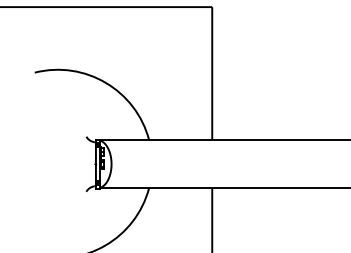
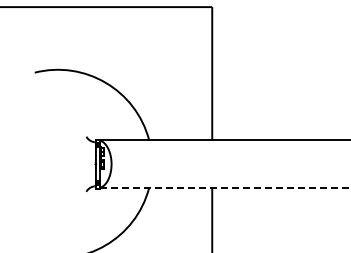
line: solid -> dashed (225, 188)
